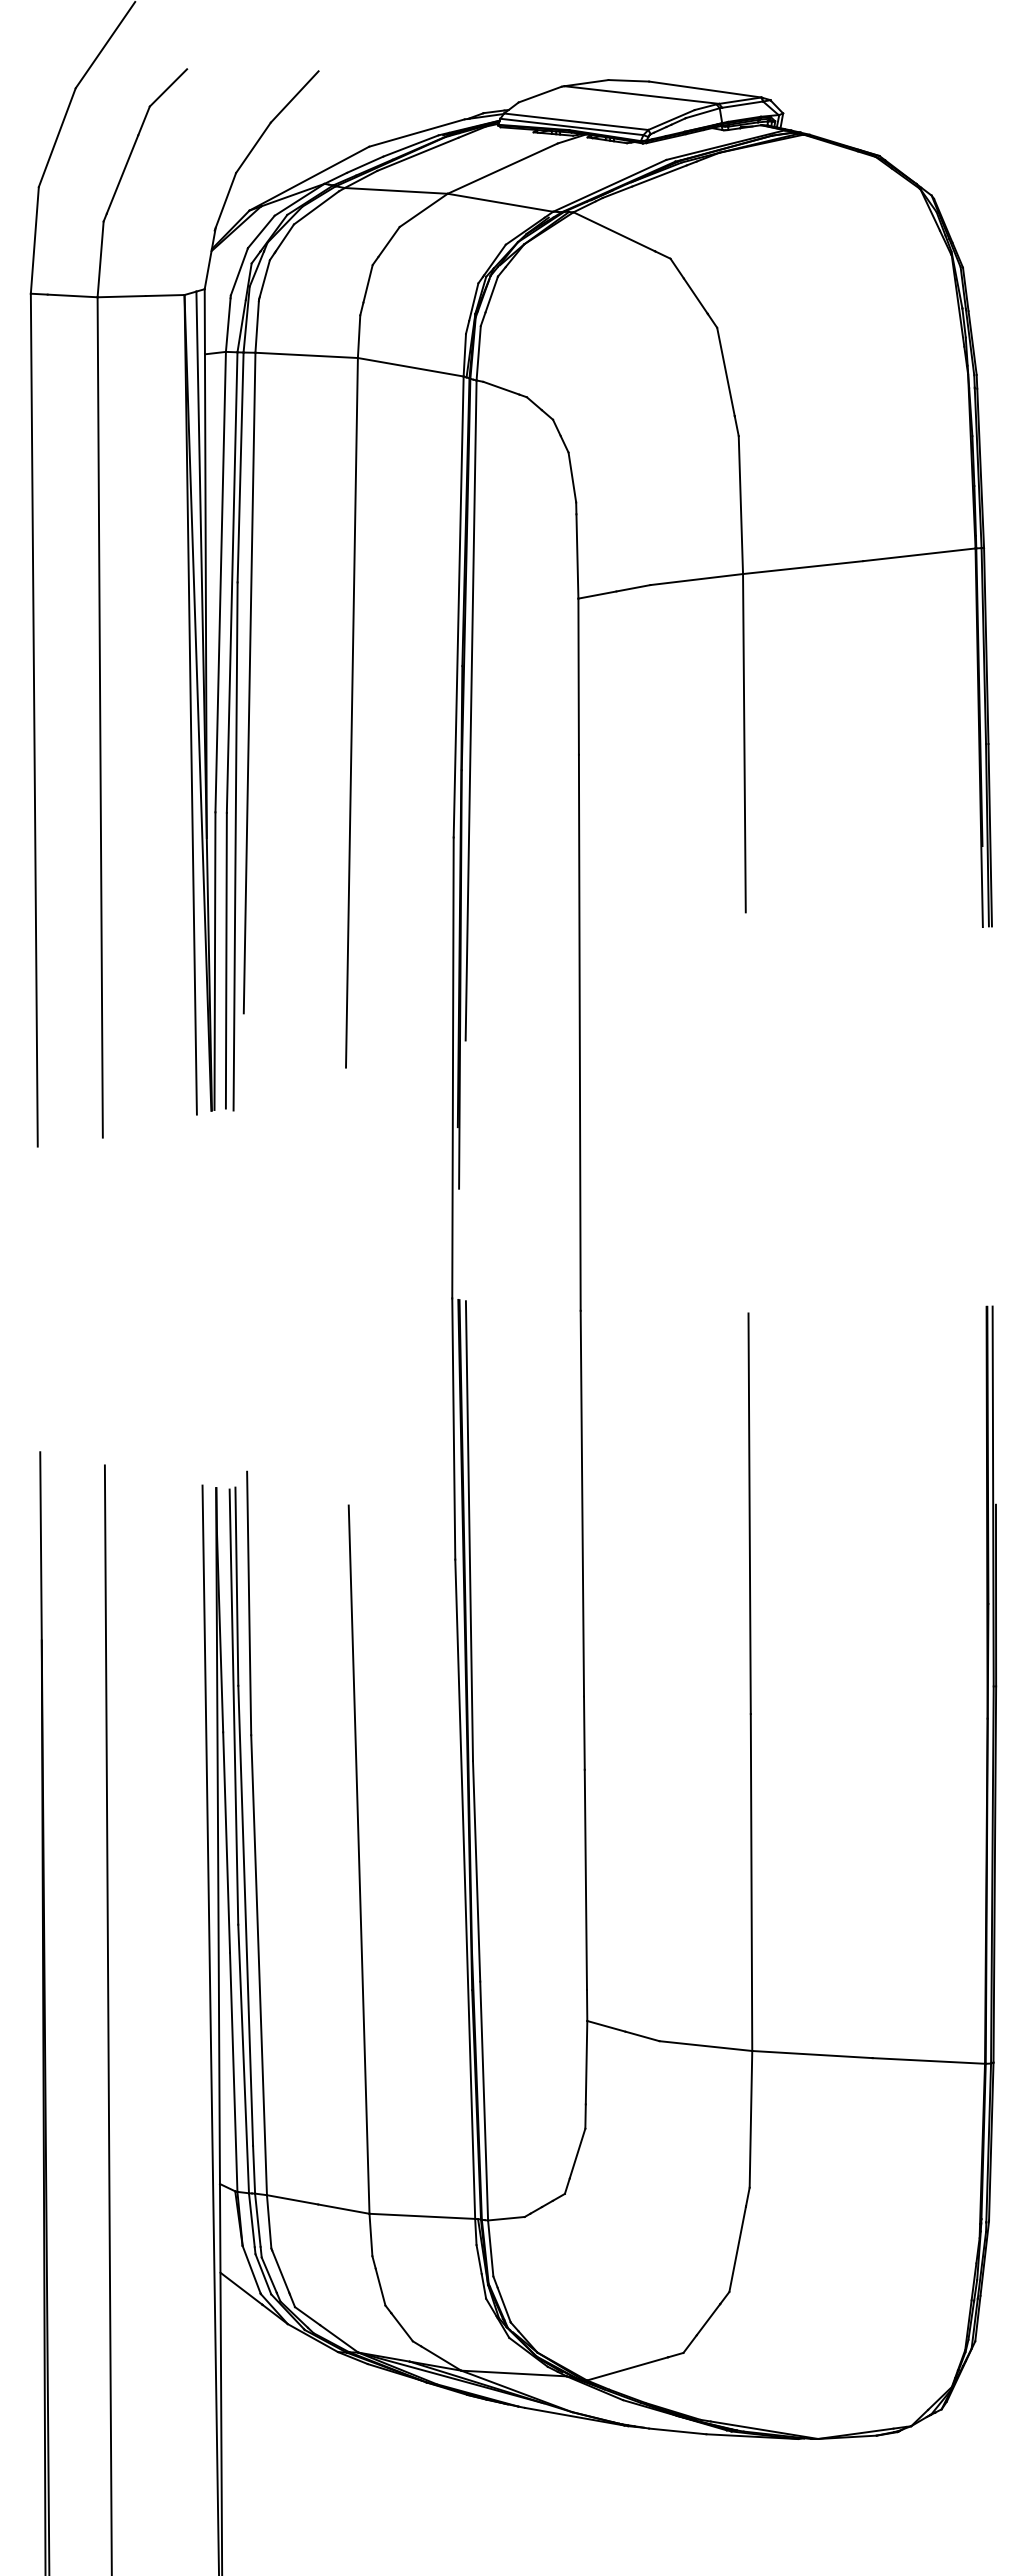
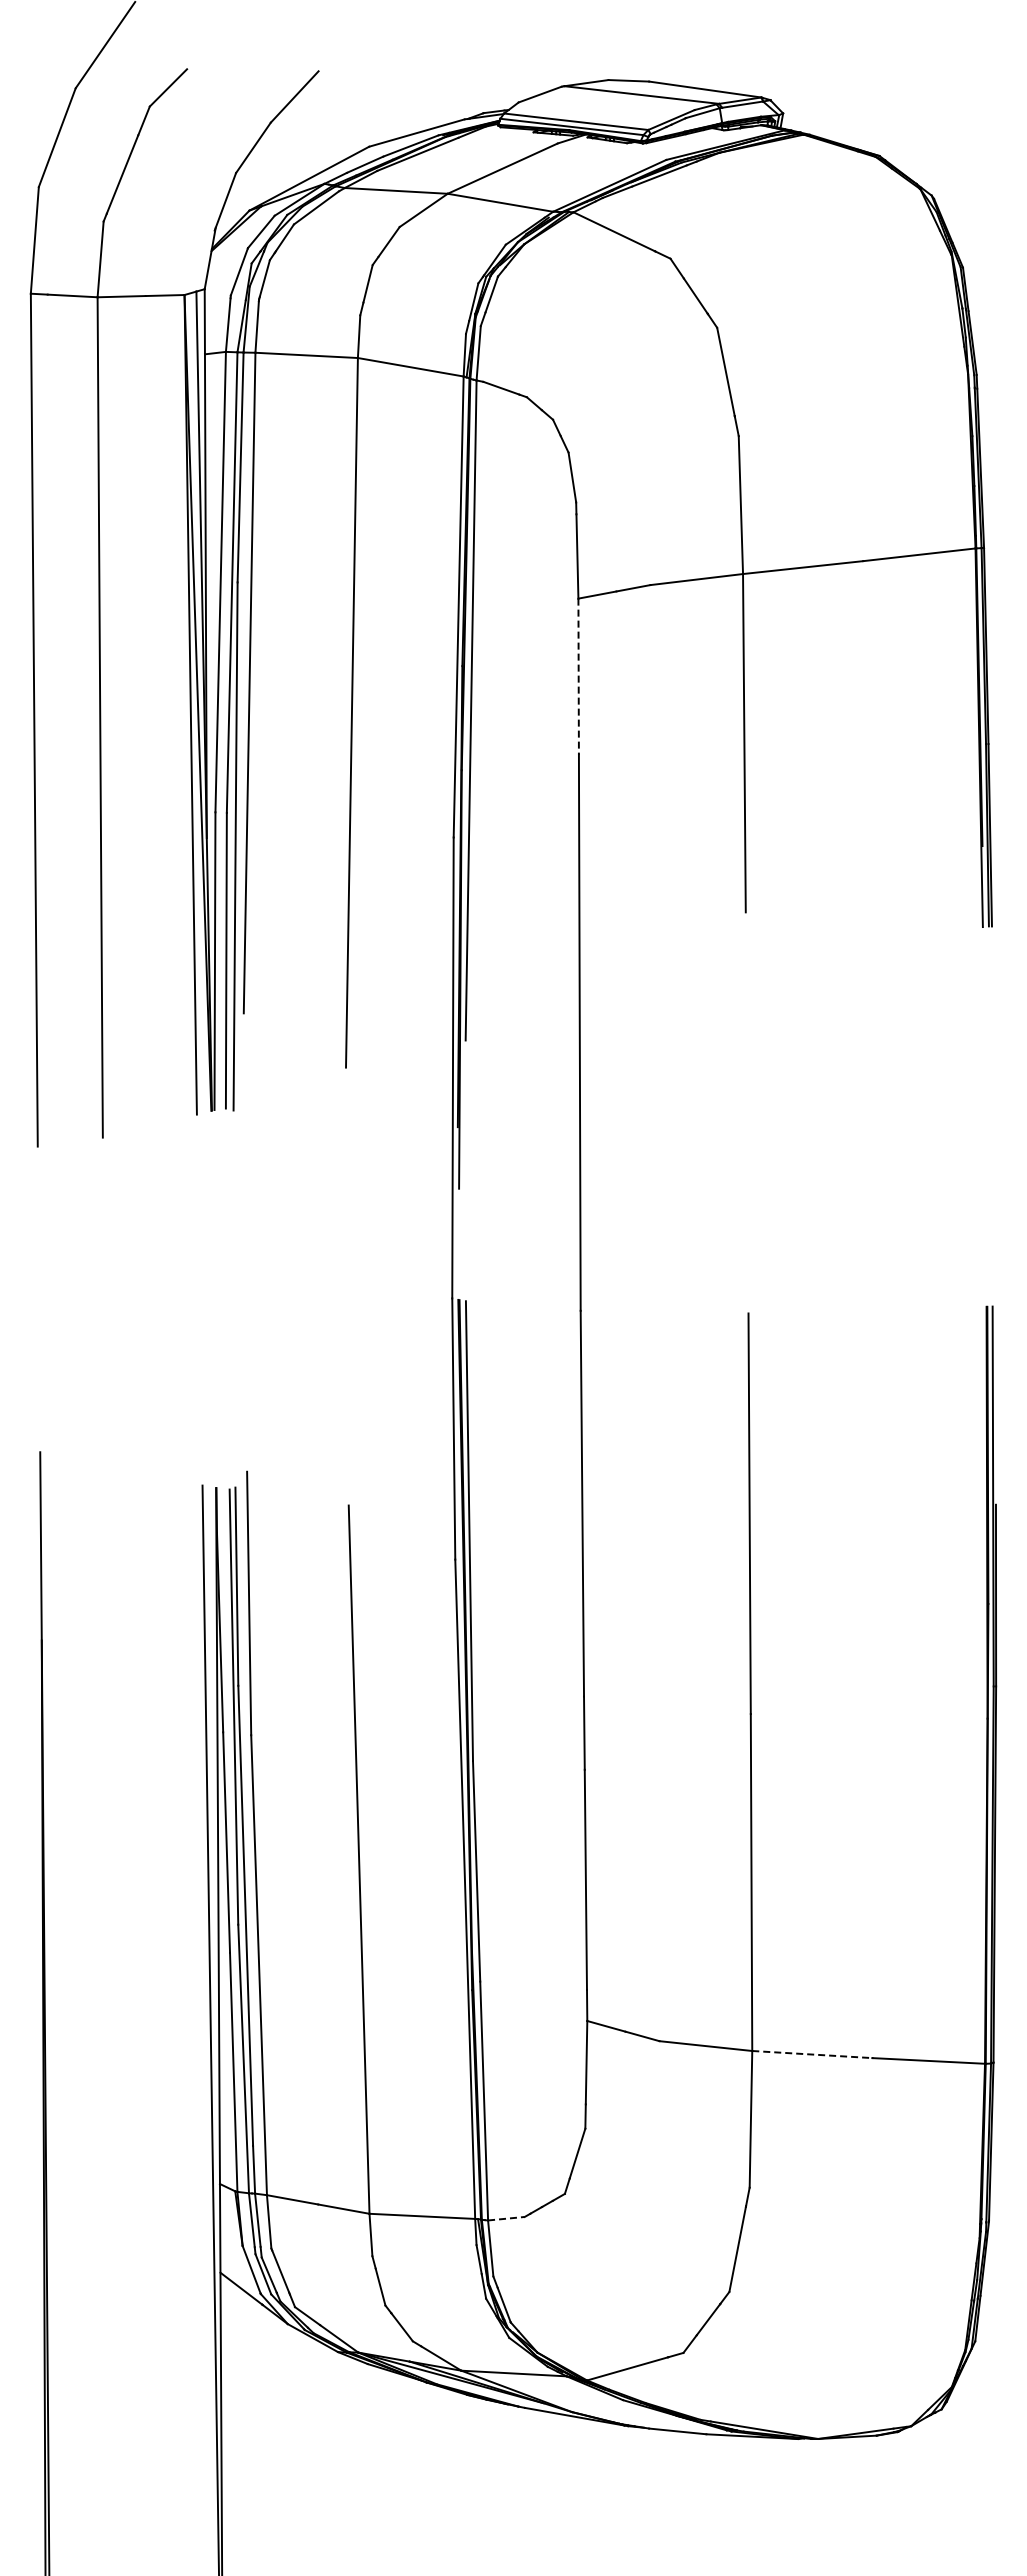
line: solid -> dashed (578, 677)
line: present -> none (107, 2018)
line: solid -> dashed (812, 2054)
line: solid -> dashed (506, 2218)
